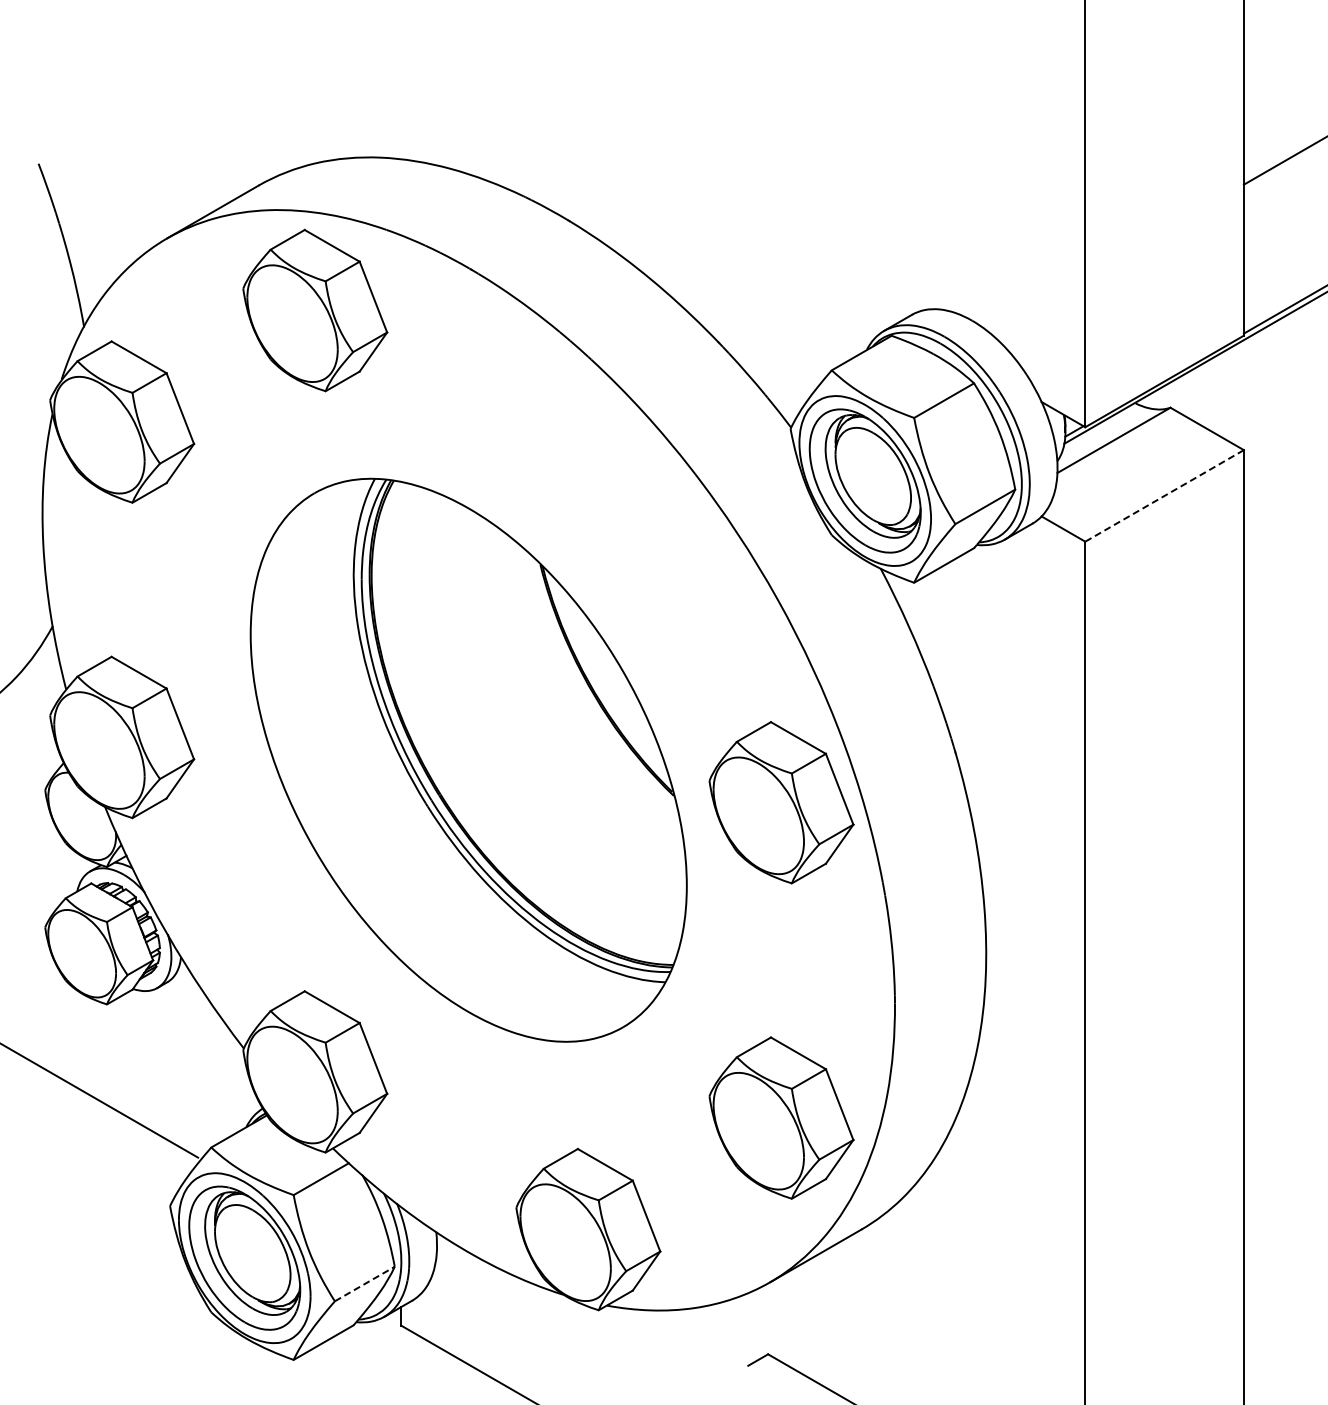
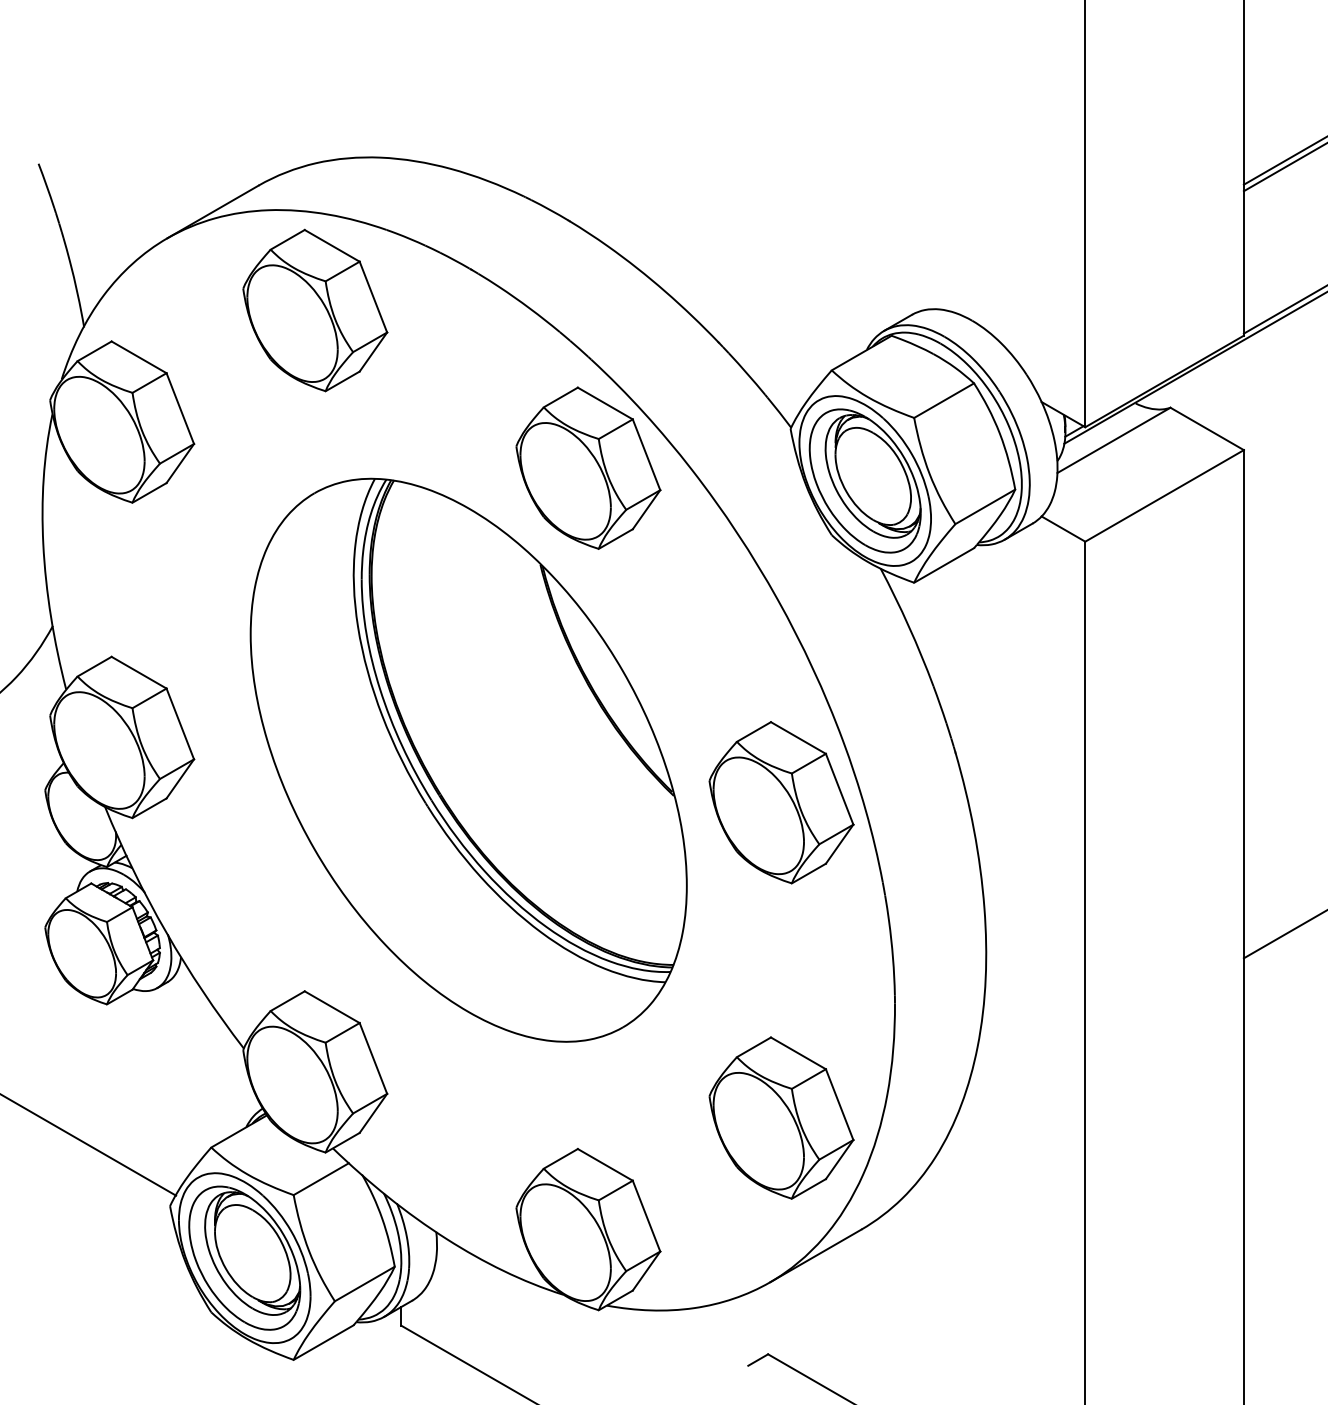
line: none -> present (1283, 167)
part: none -> present (588, 467)
line: dashed -> solid (1164, 495)
line: none -> present (1283, 934)
line position: (100, 1100) -> (89, 1145) (89, 1145)
line: dashed -> solid (364, 1284)
